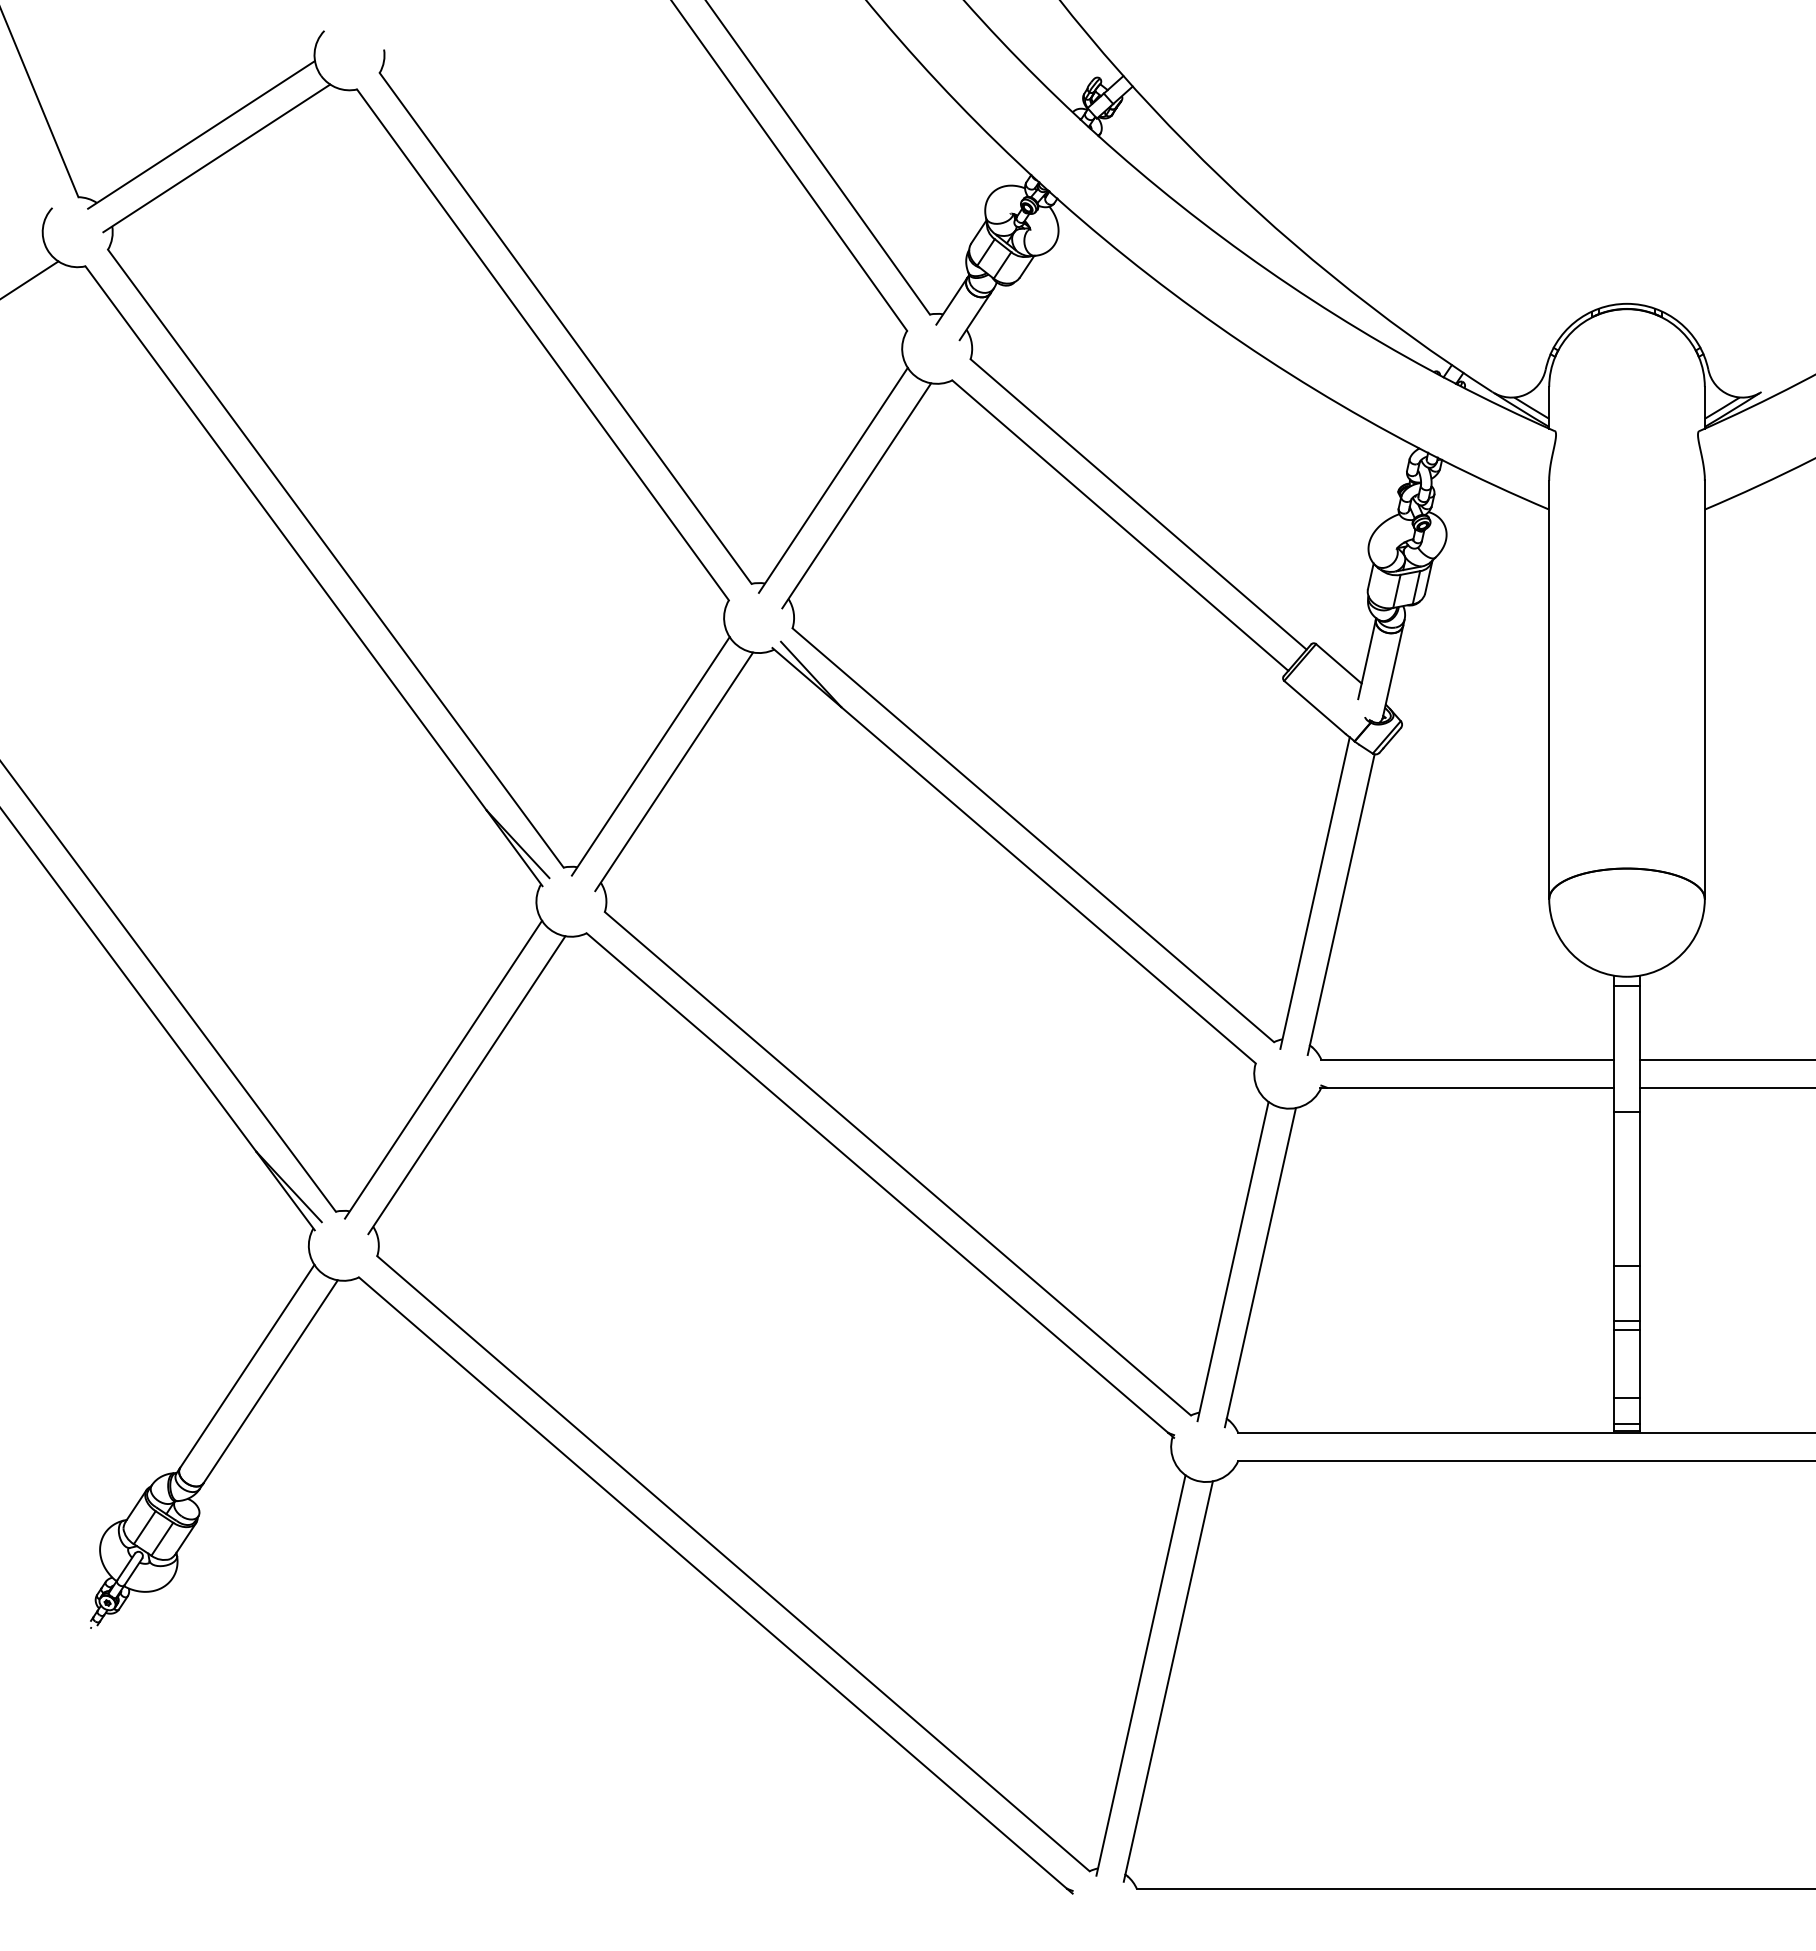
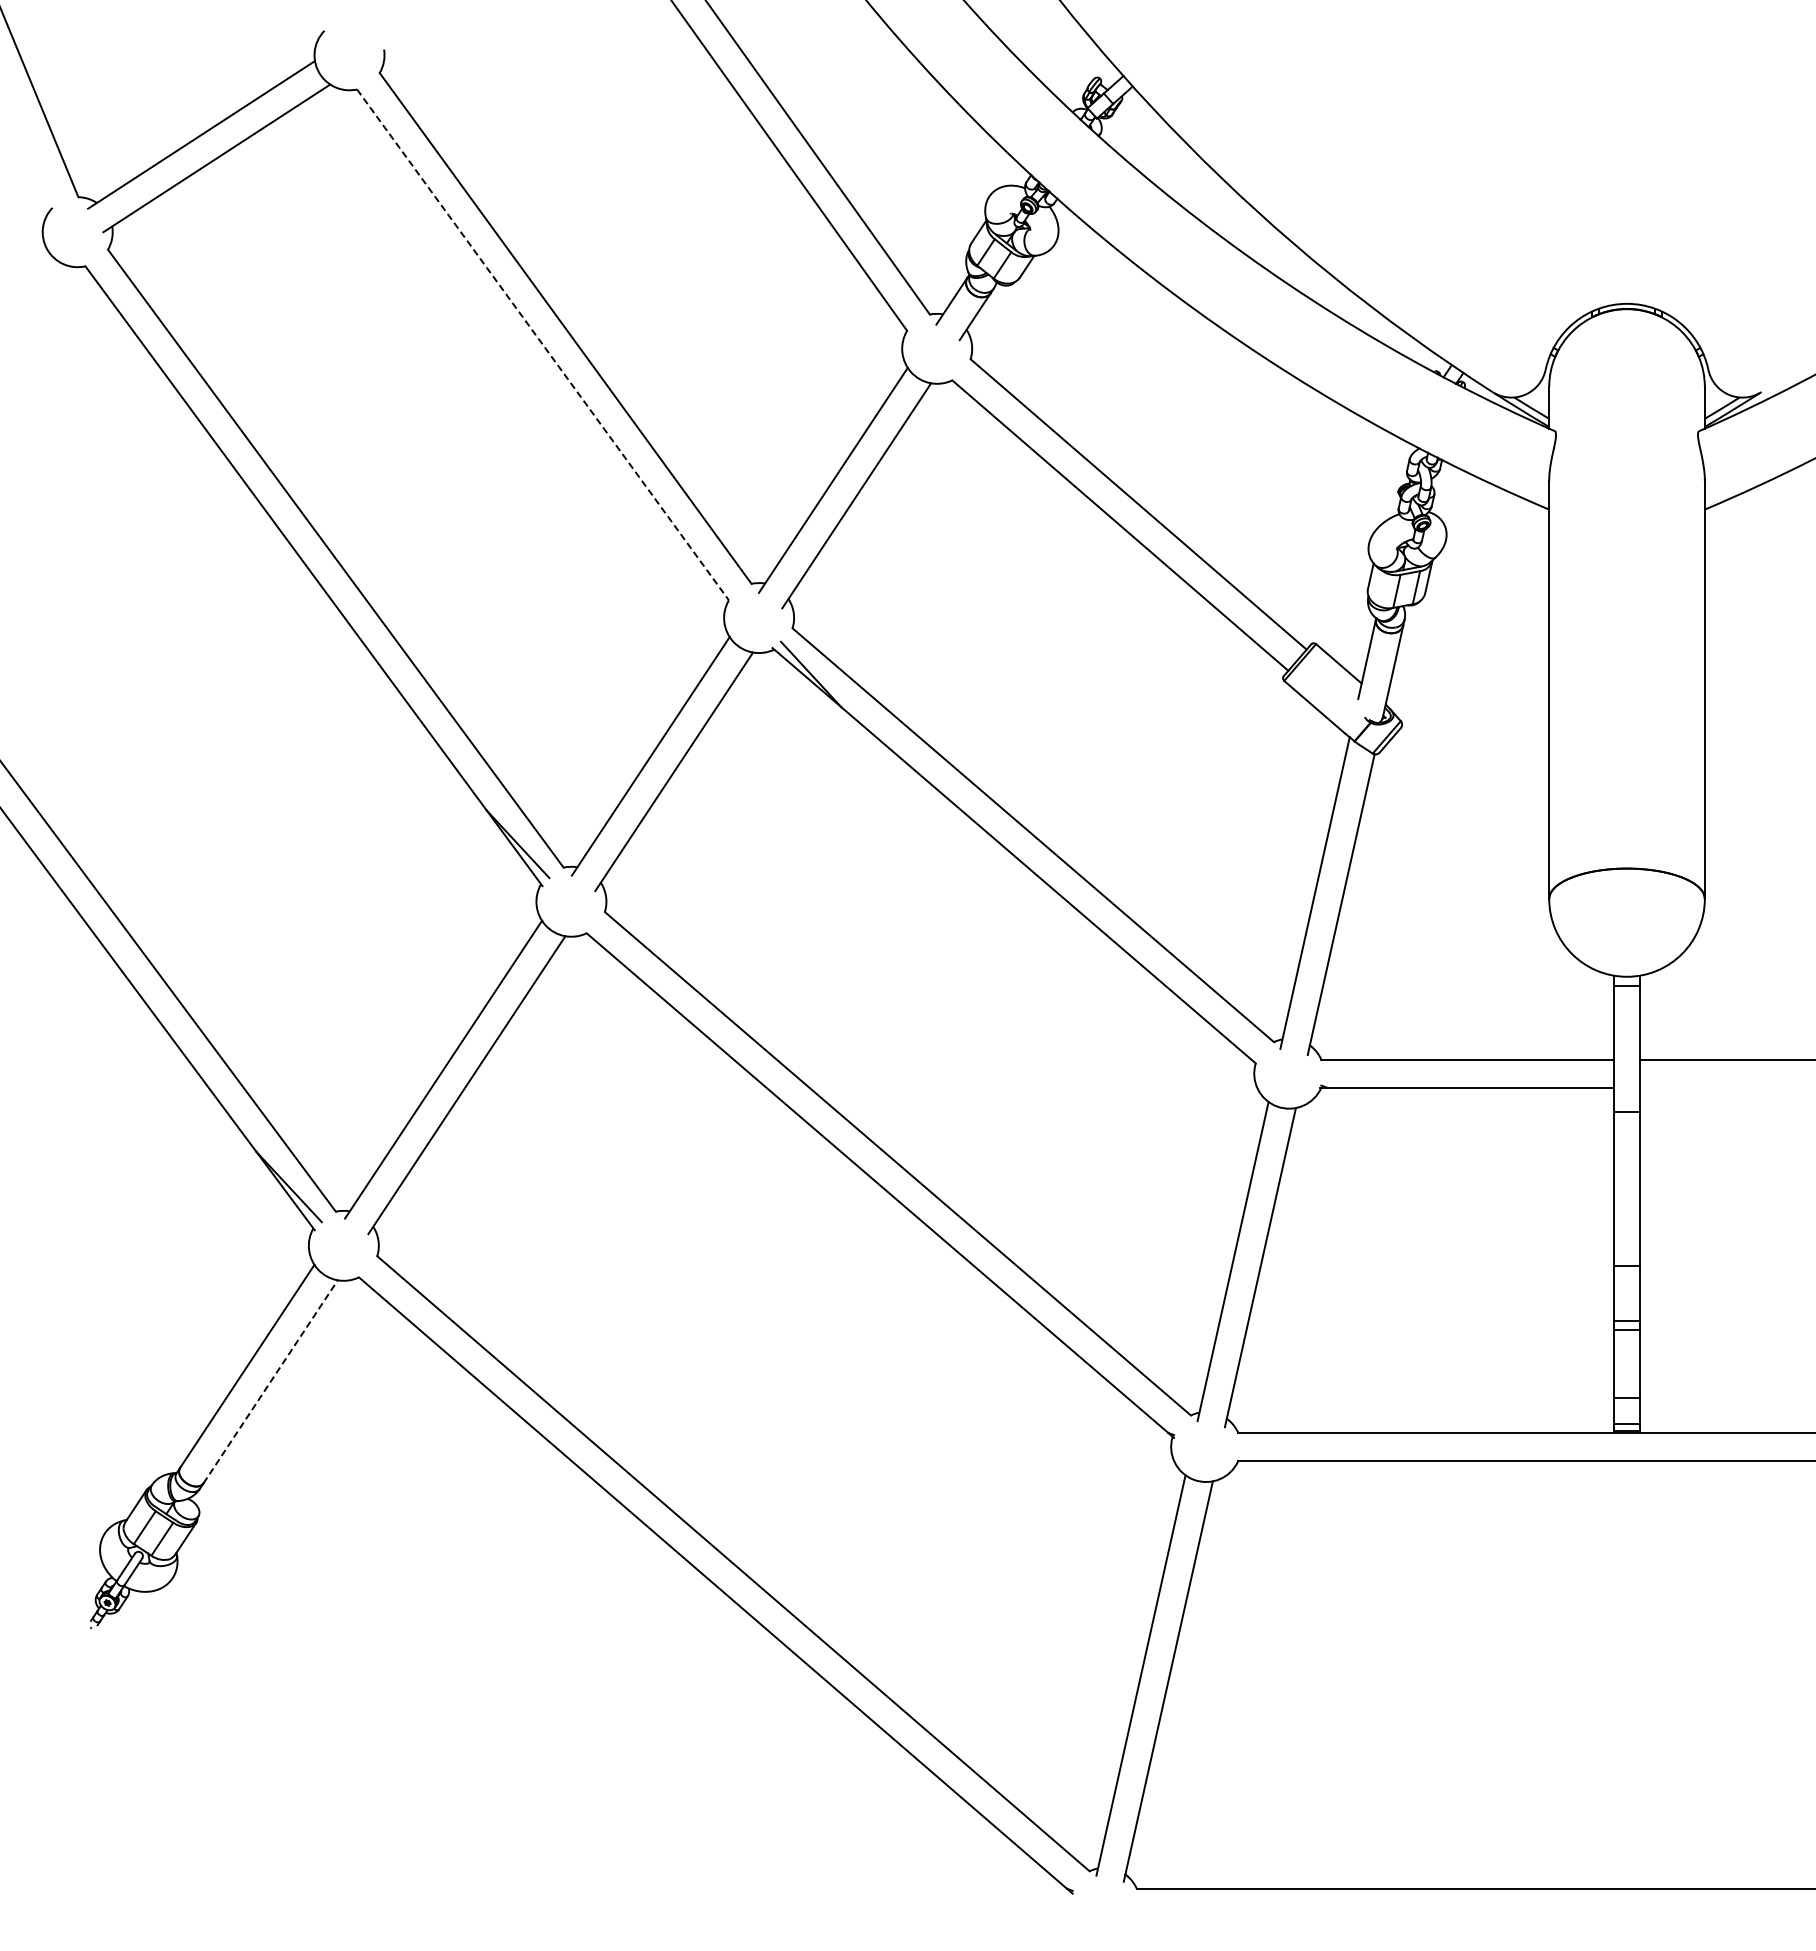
line: present -> none (30, 279)
line: solid -> dashed (543, 344)
line: present -> none (1726, 1087)
line: solid -> dashed (270, 1381)
